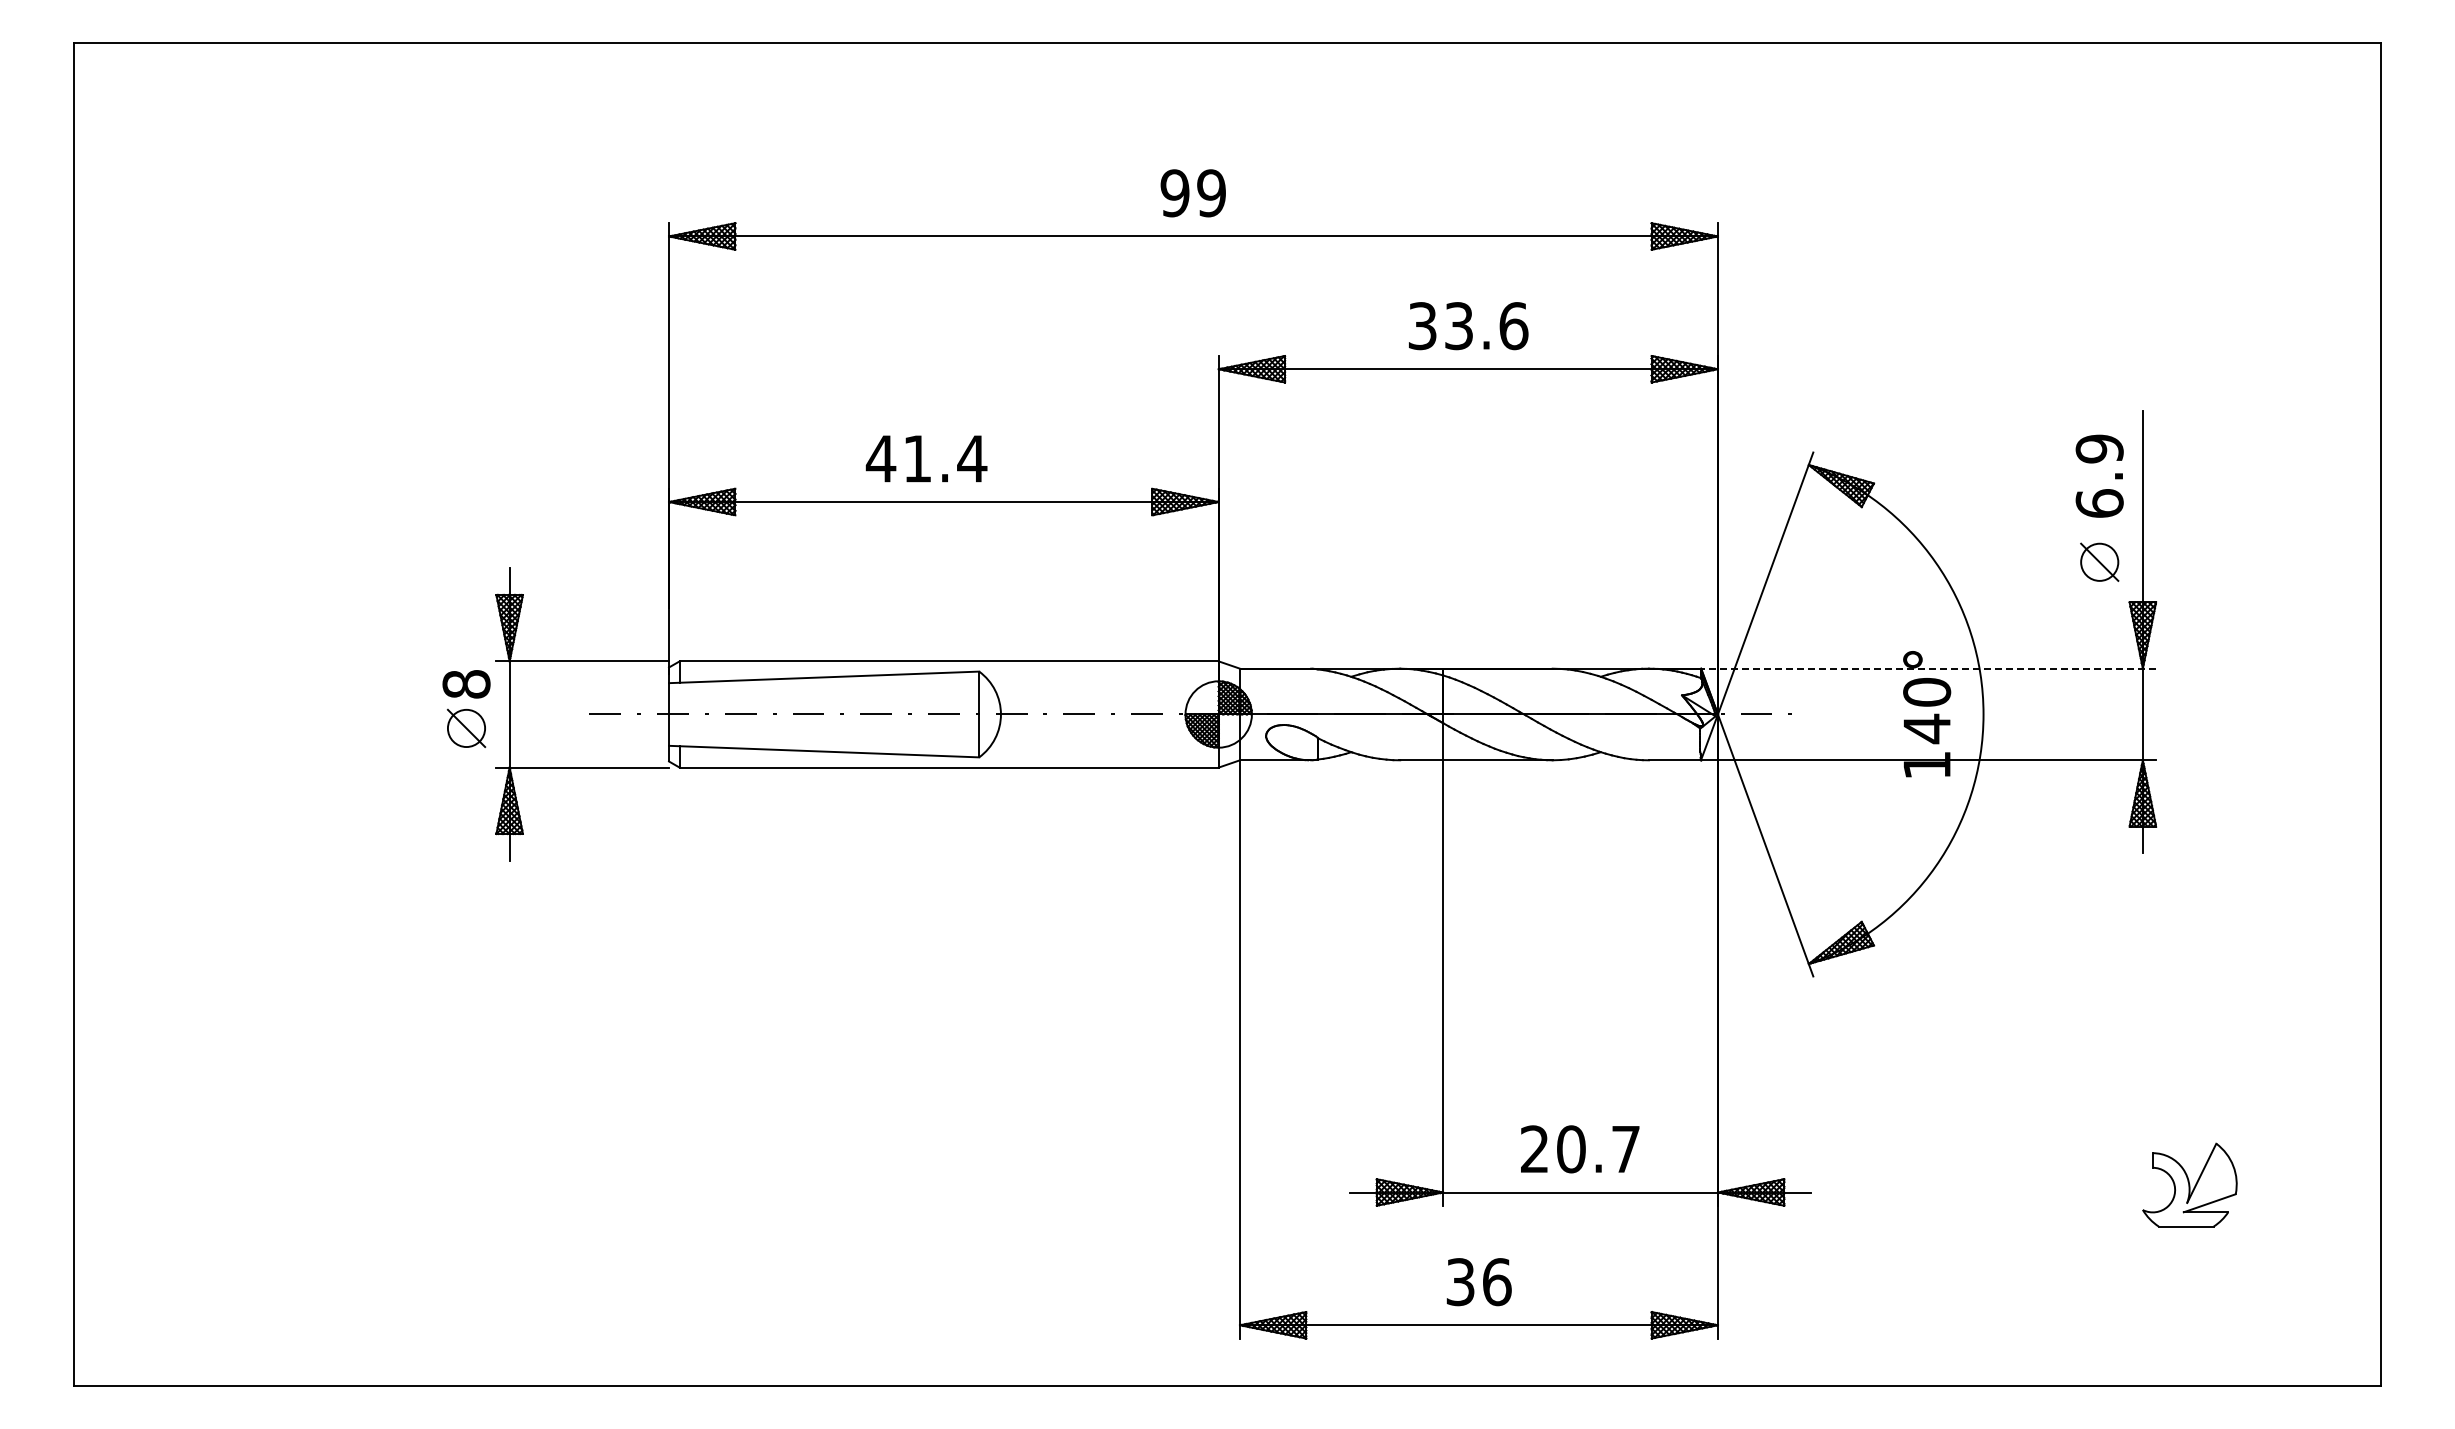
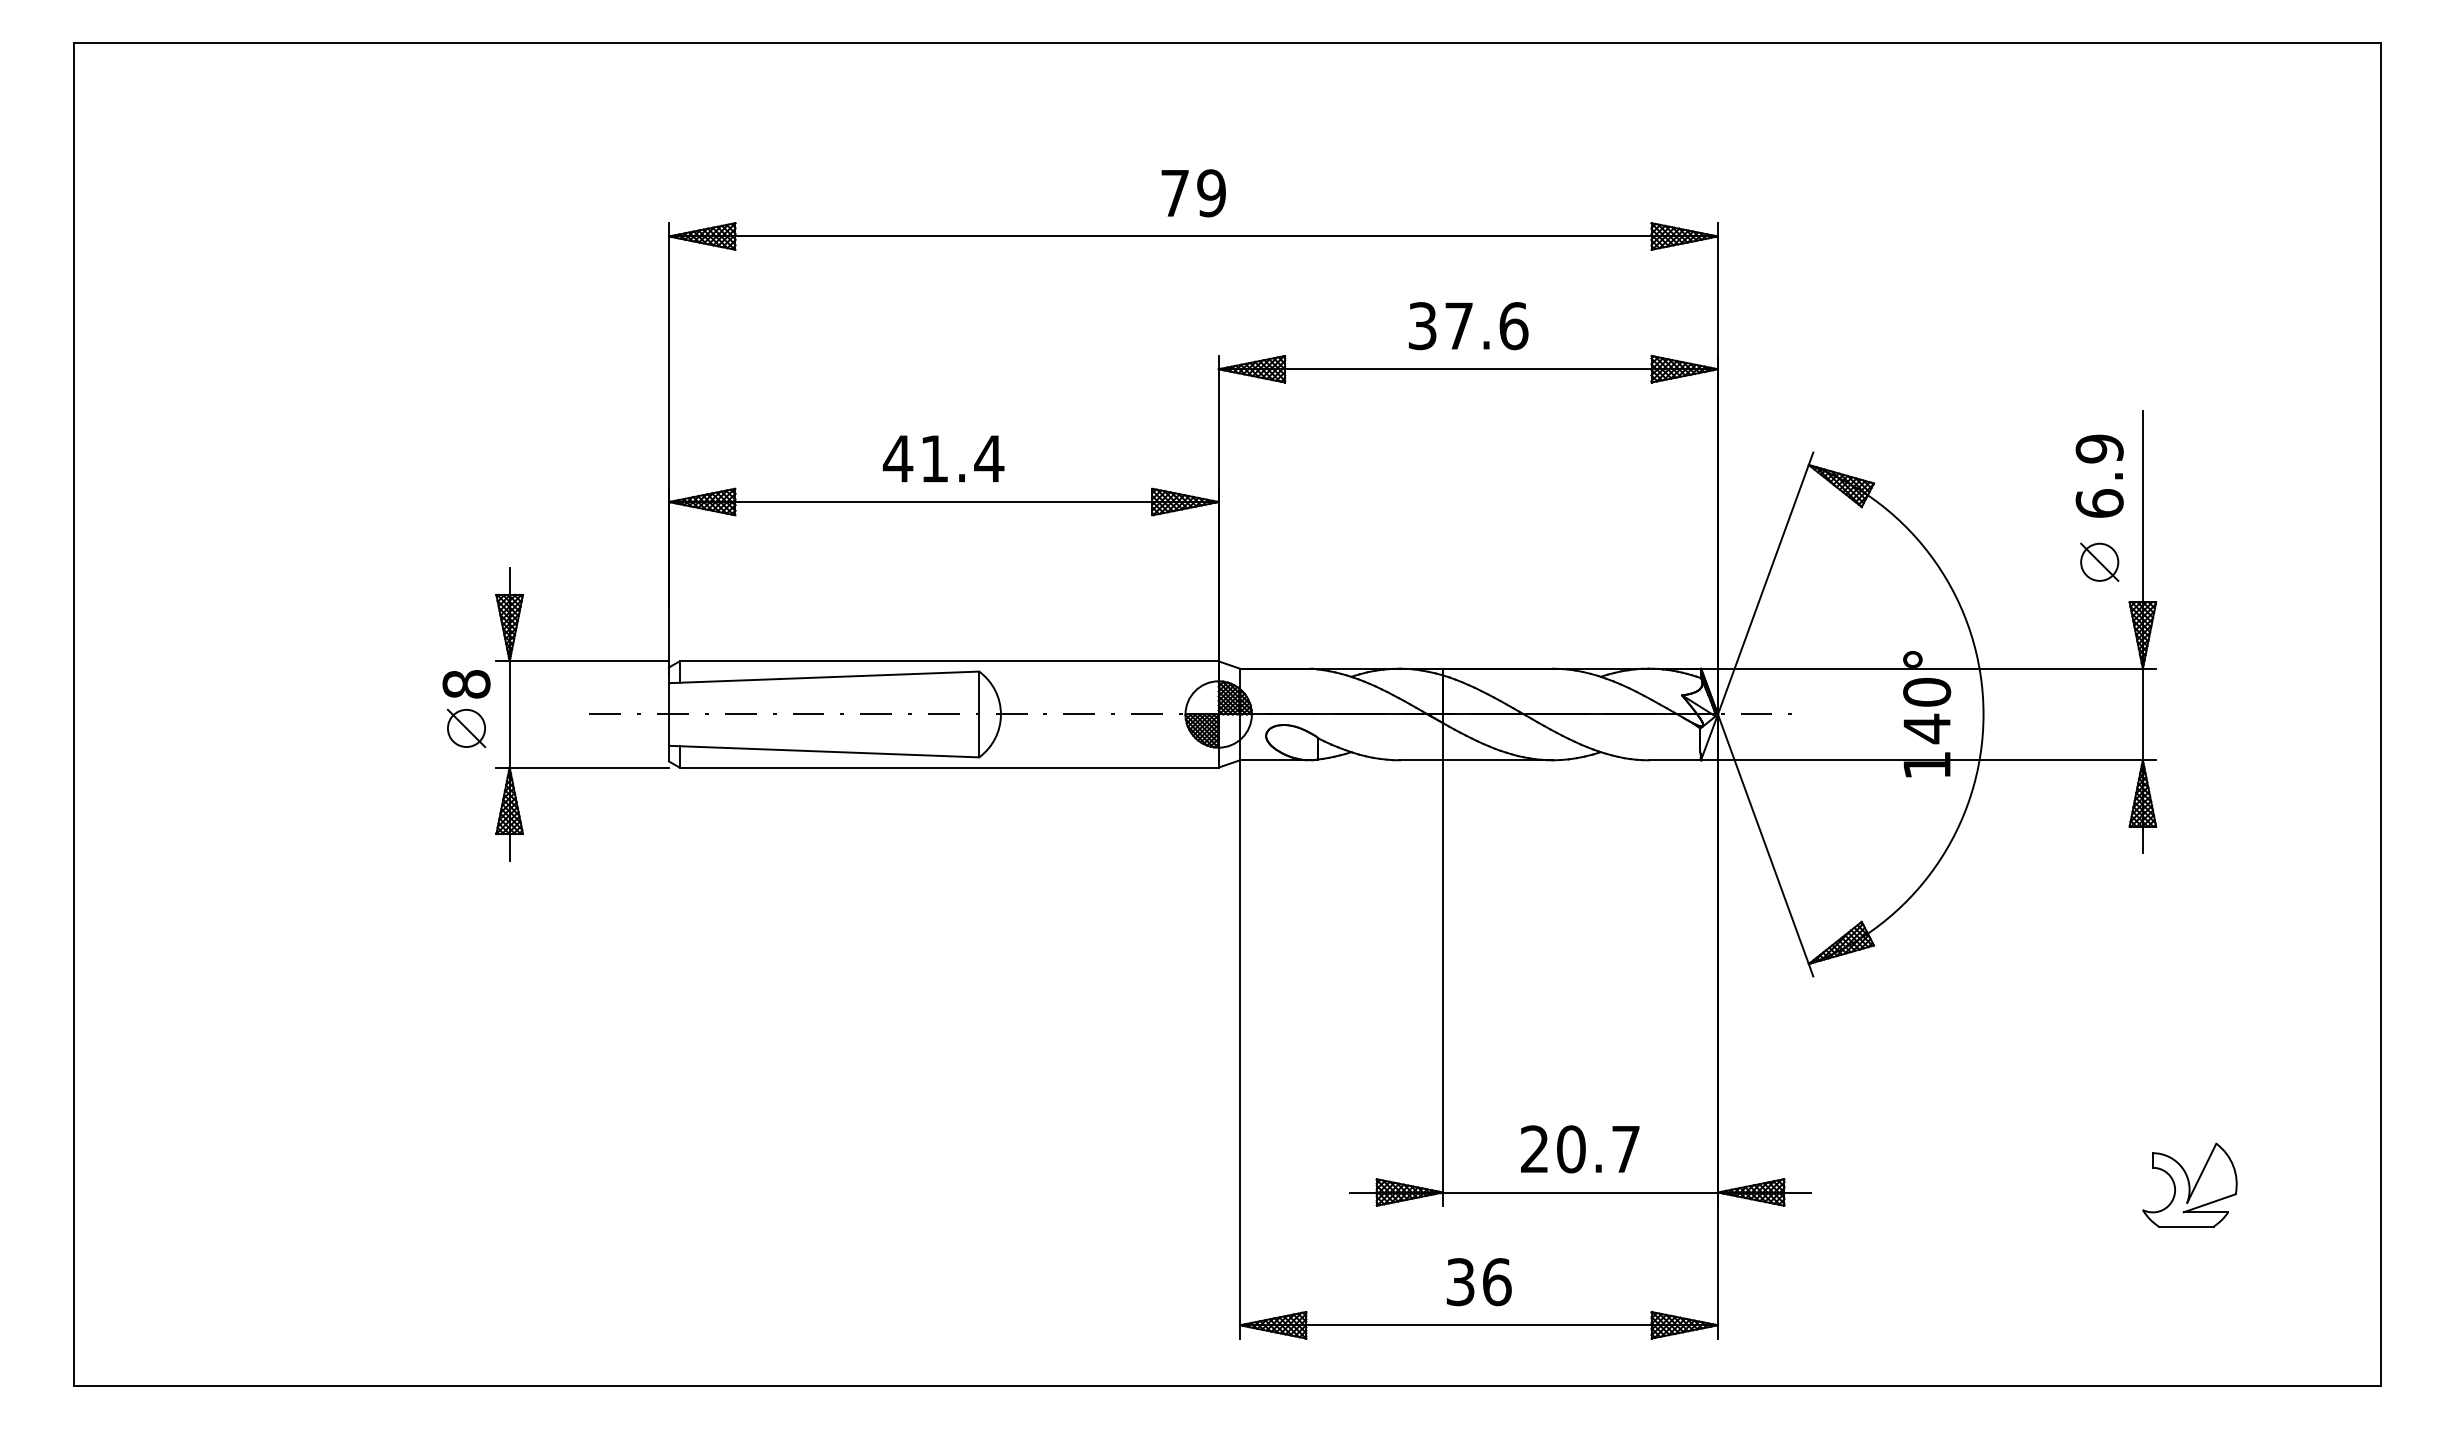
text: 99 -> 79 (1174, 193)
text: 33.6 -> 37.6 (1458, 326)
text position: (926, 458) -> (943, 458) (943, 458)
line: dashed -> solid (1928, 668)
